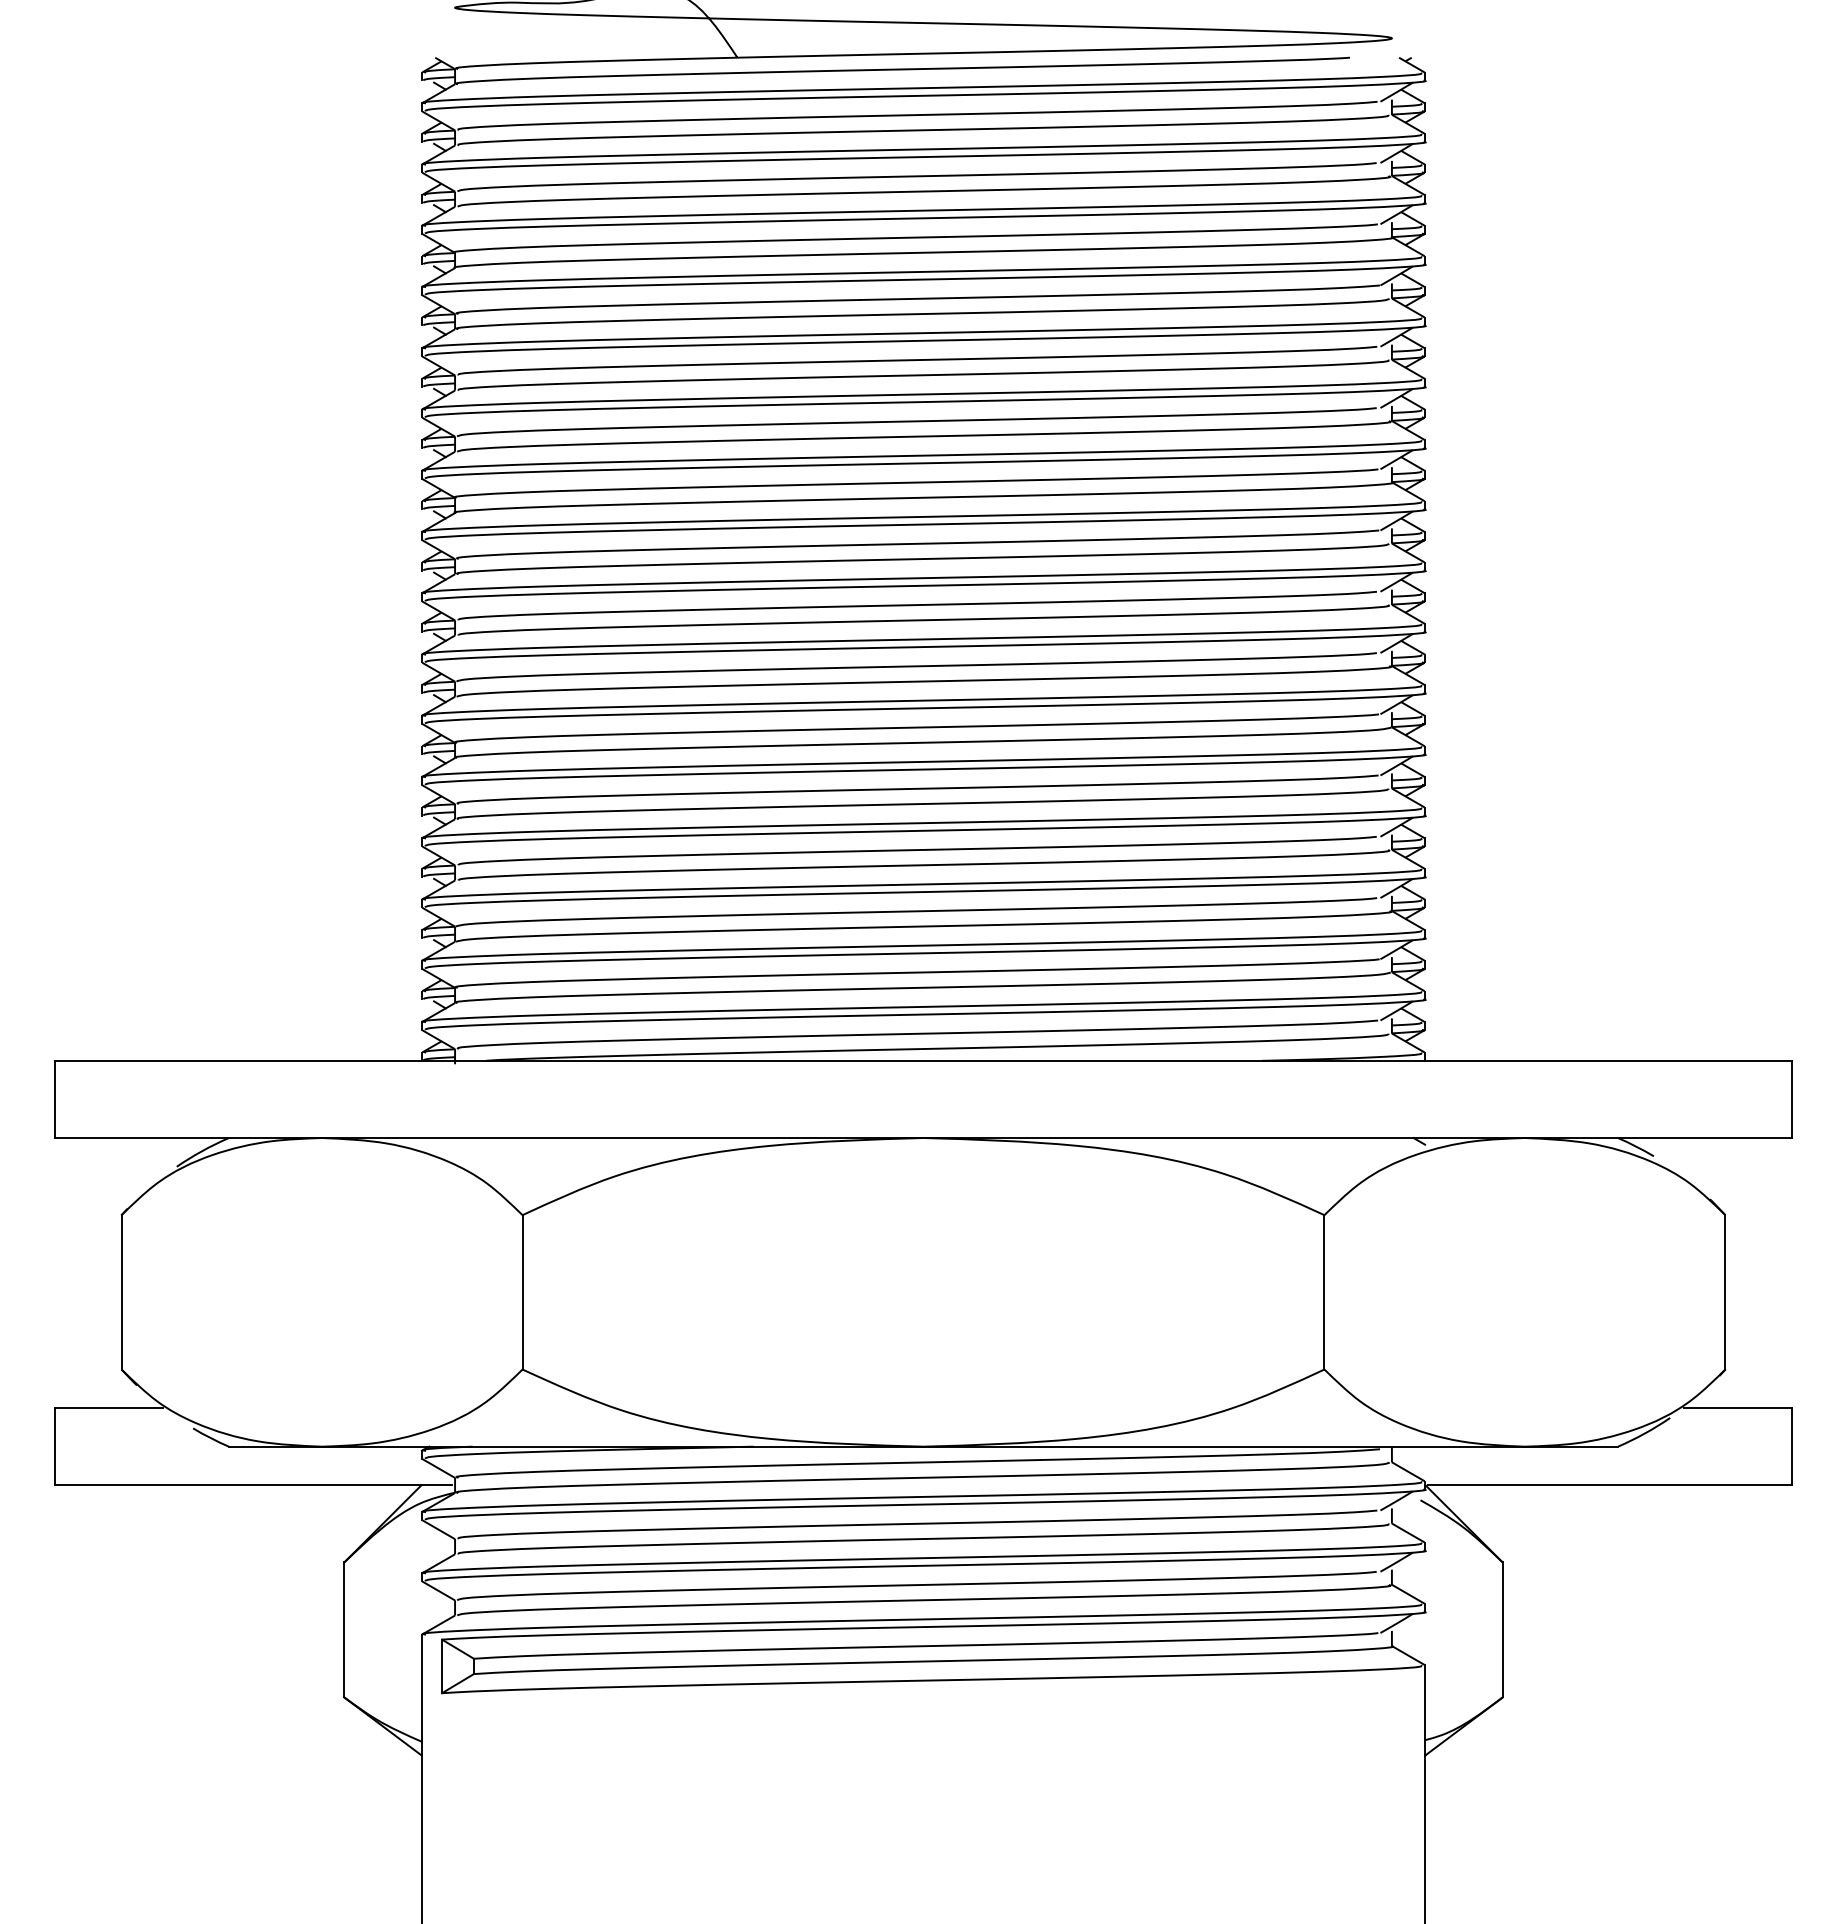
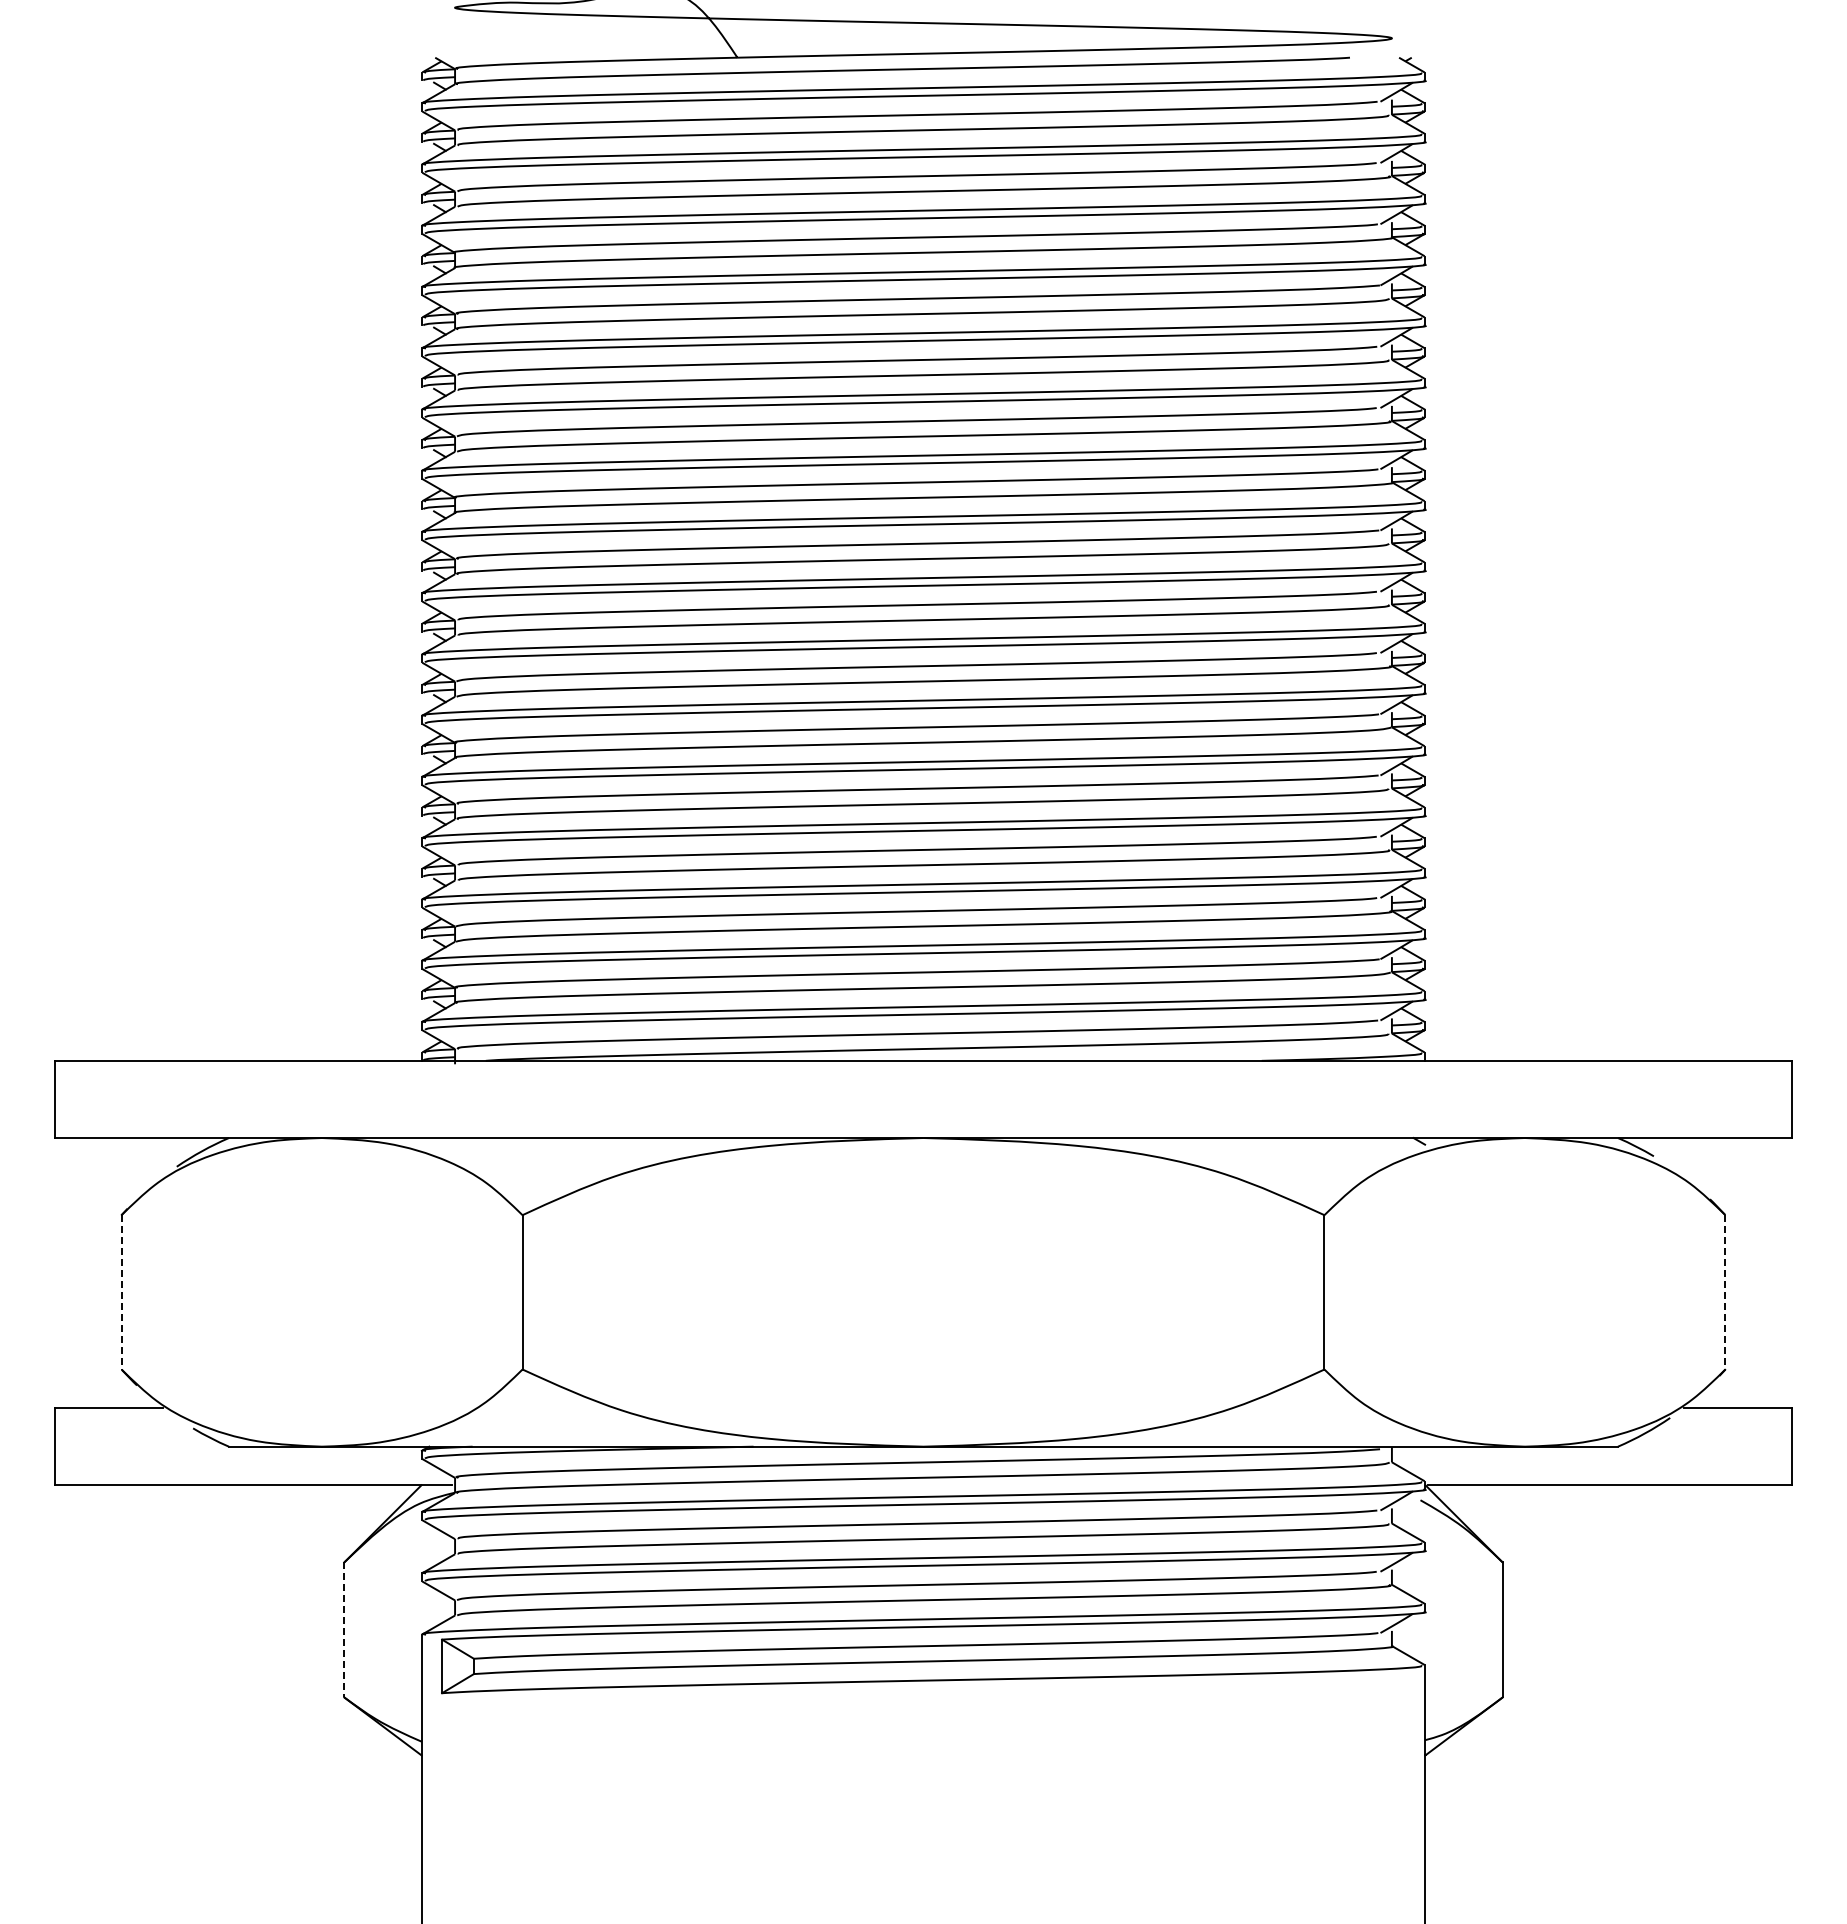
line: solid -> dashed (121, 1292)
line: solid -> dashed (1725, 1292)
line: solid -> dashed (344, 1629)
